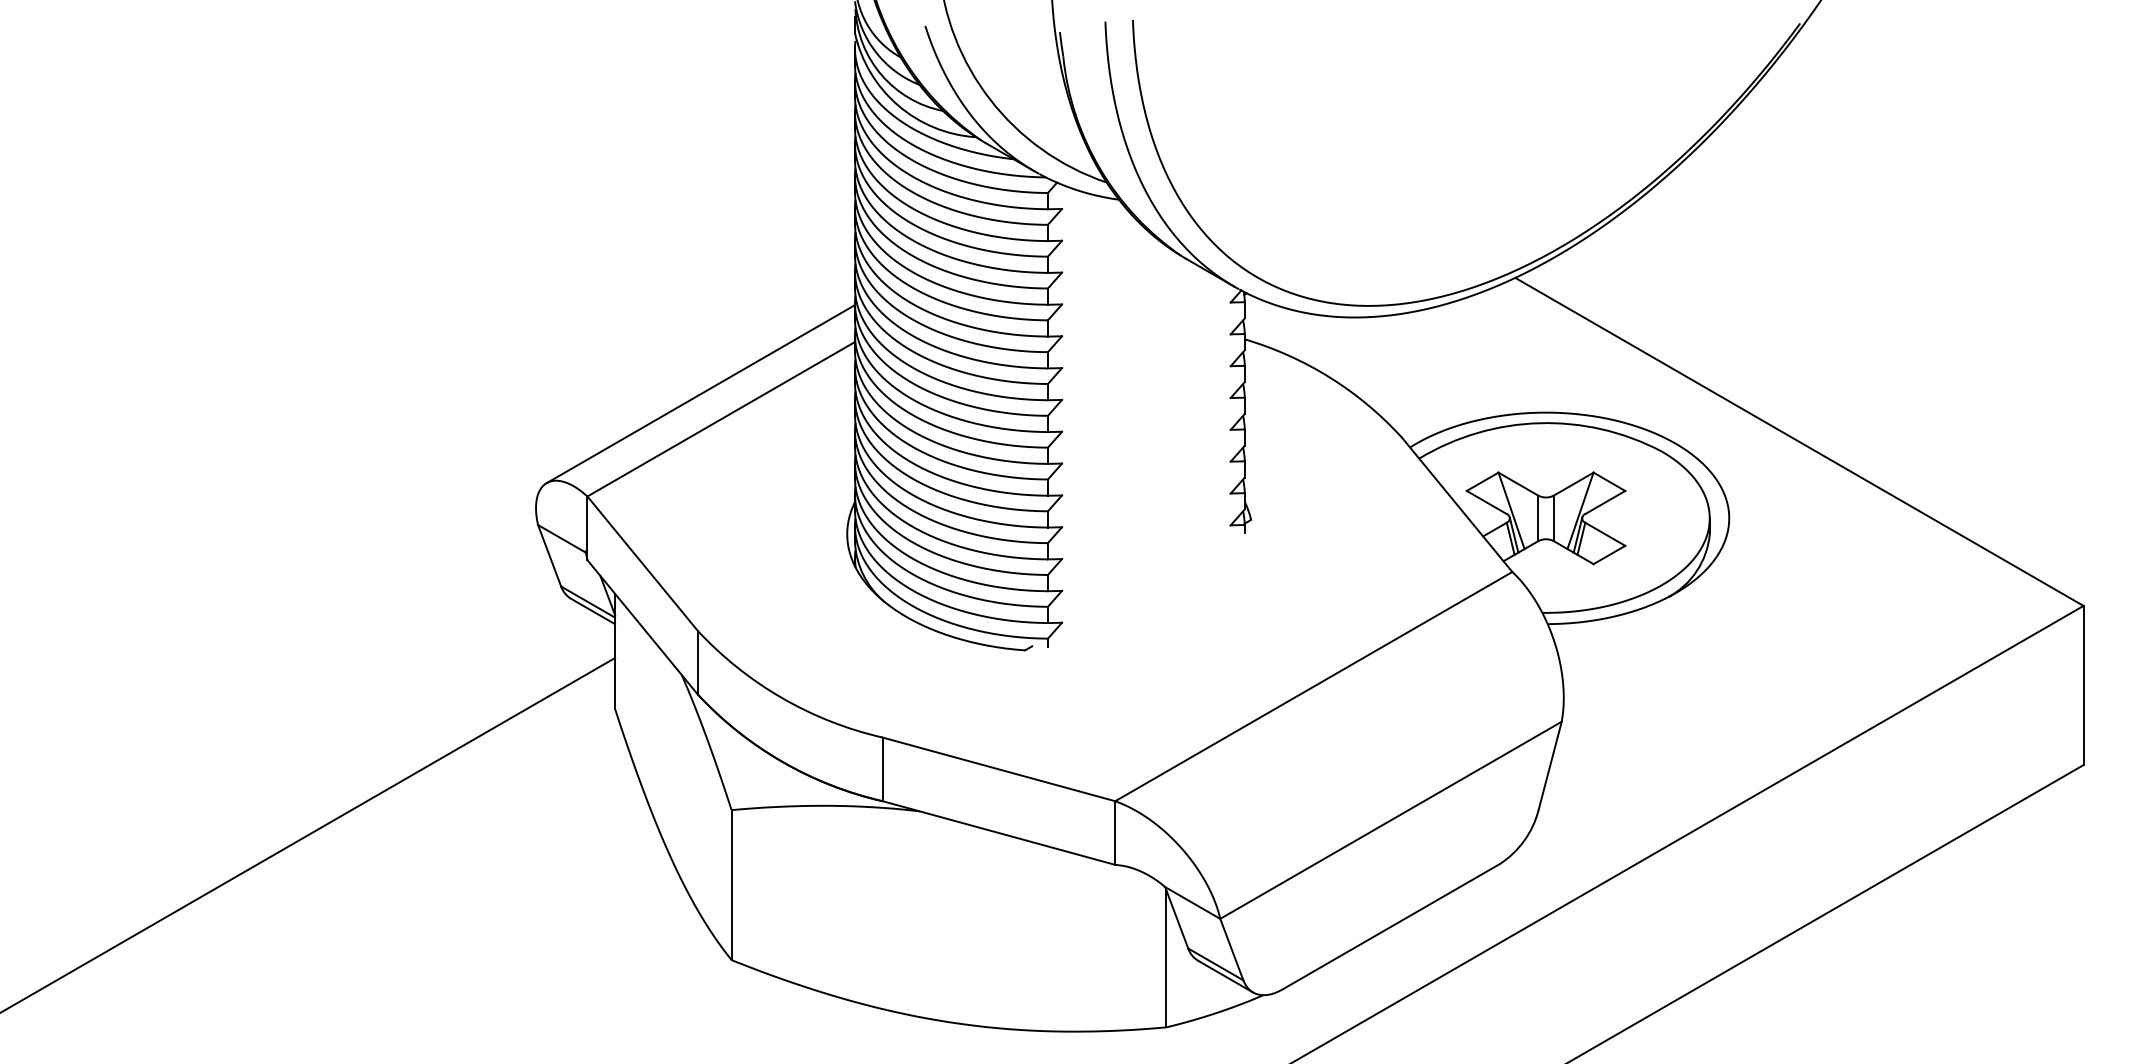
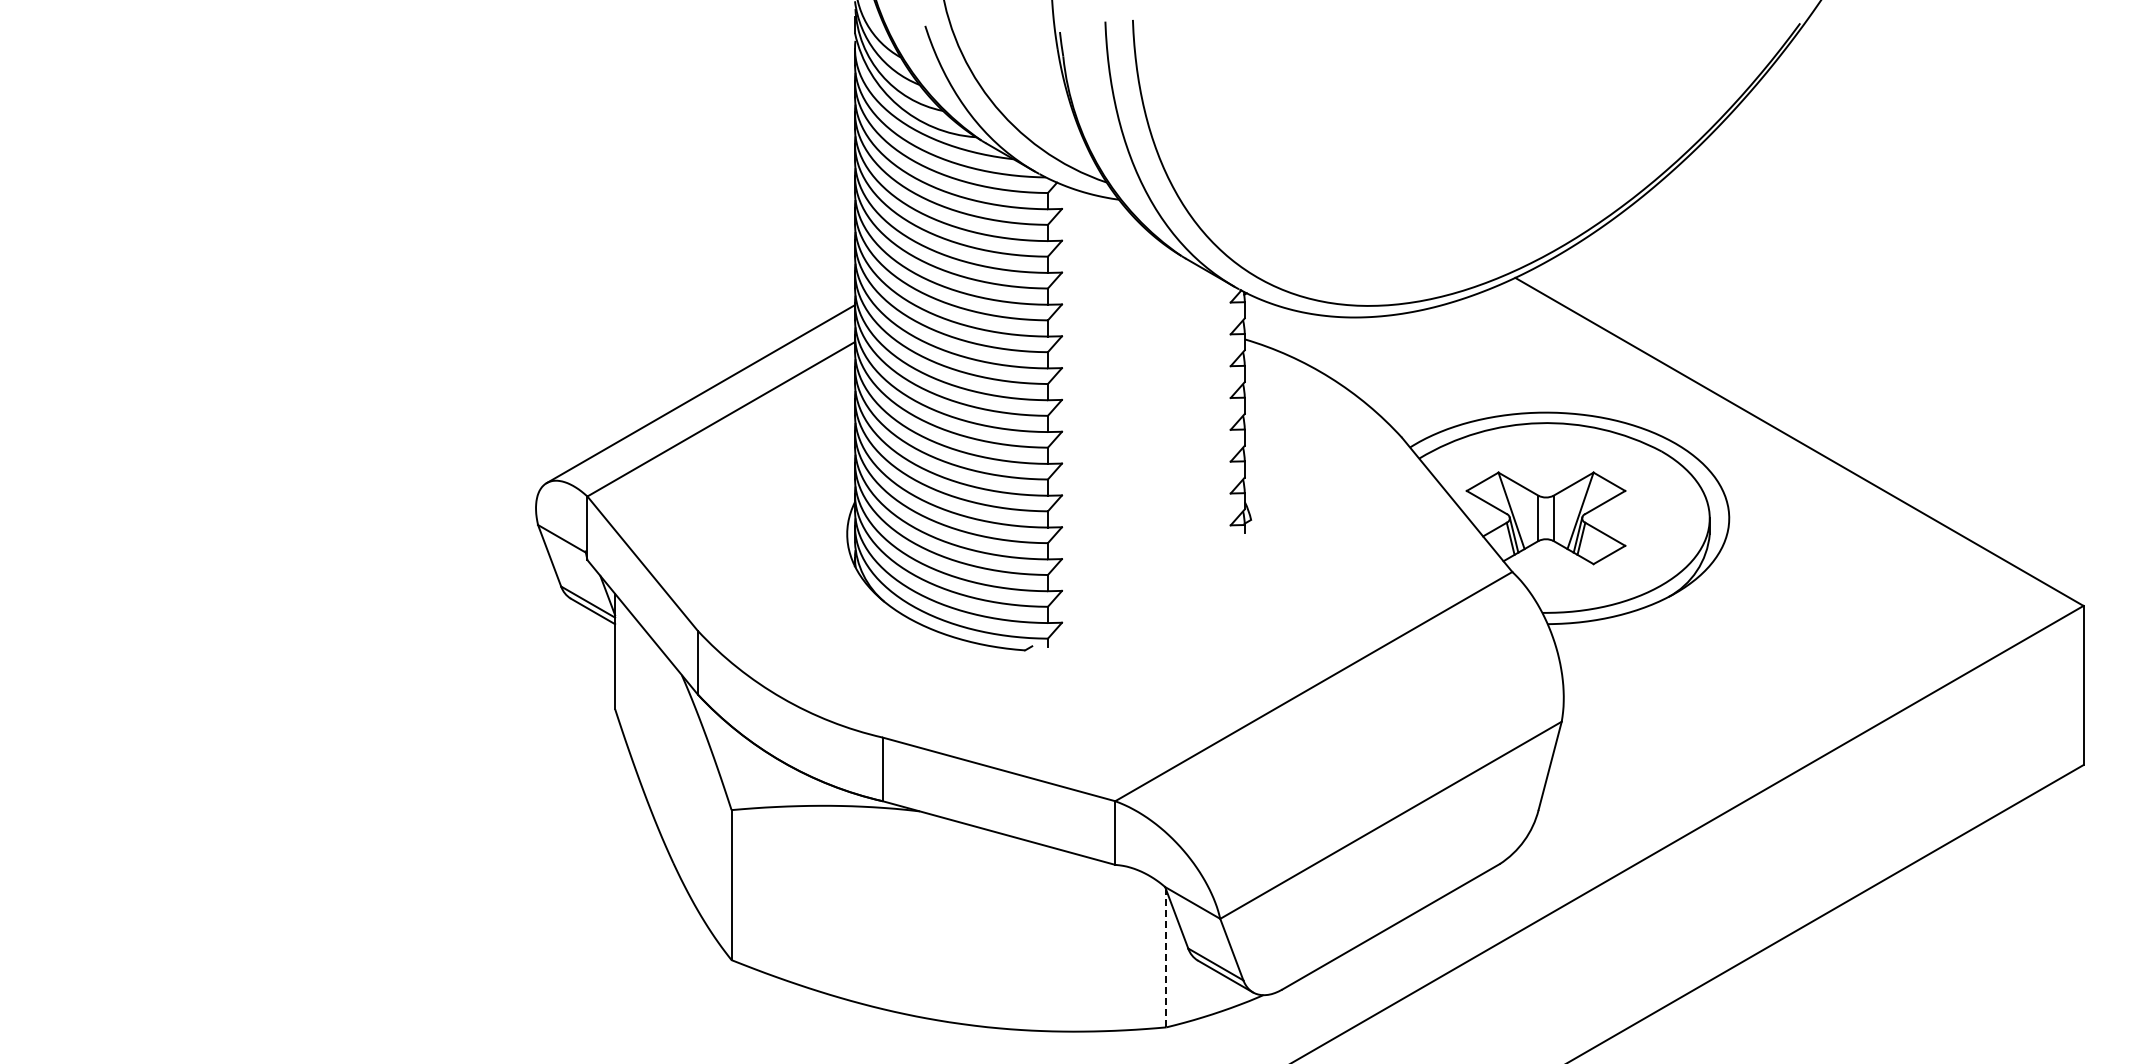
line: present -> none (308, 834)
line: solid -> dashed (1166, 958)
